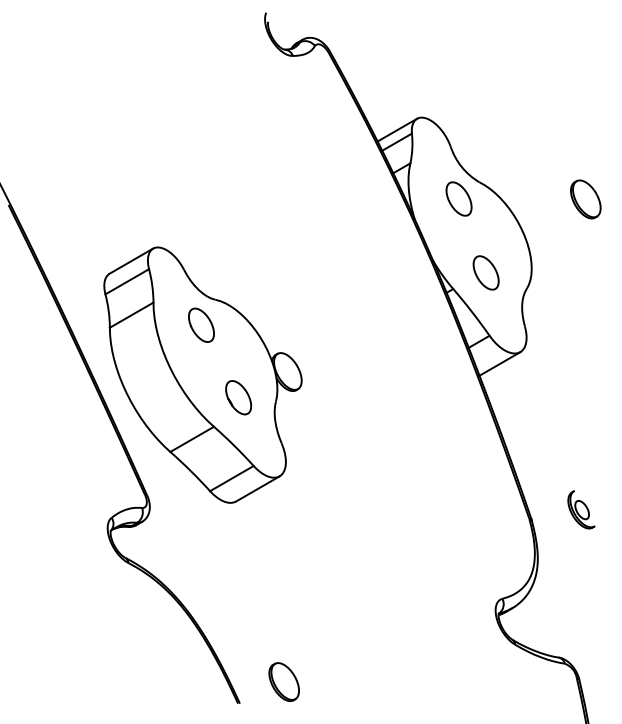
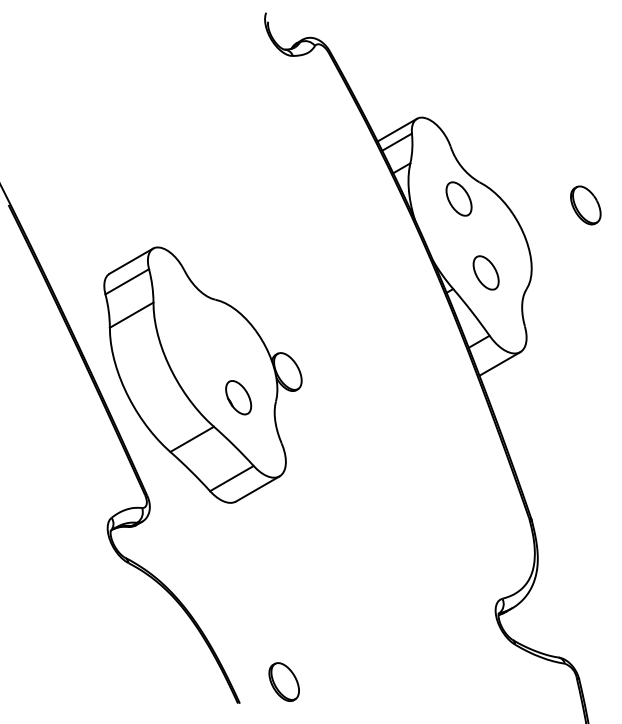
part position: (585, 199) -> (585, 205) (585, 205)
part: present -> none (201, 324)
part: present -> none (581, 509)
